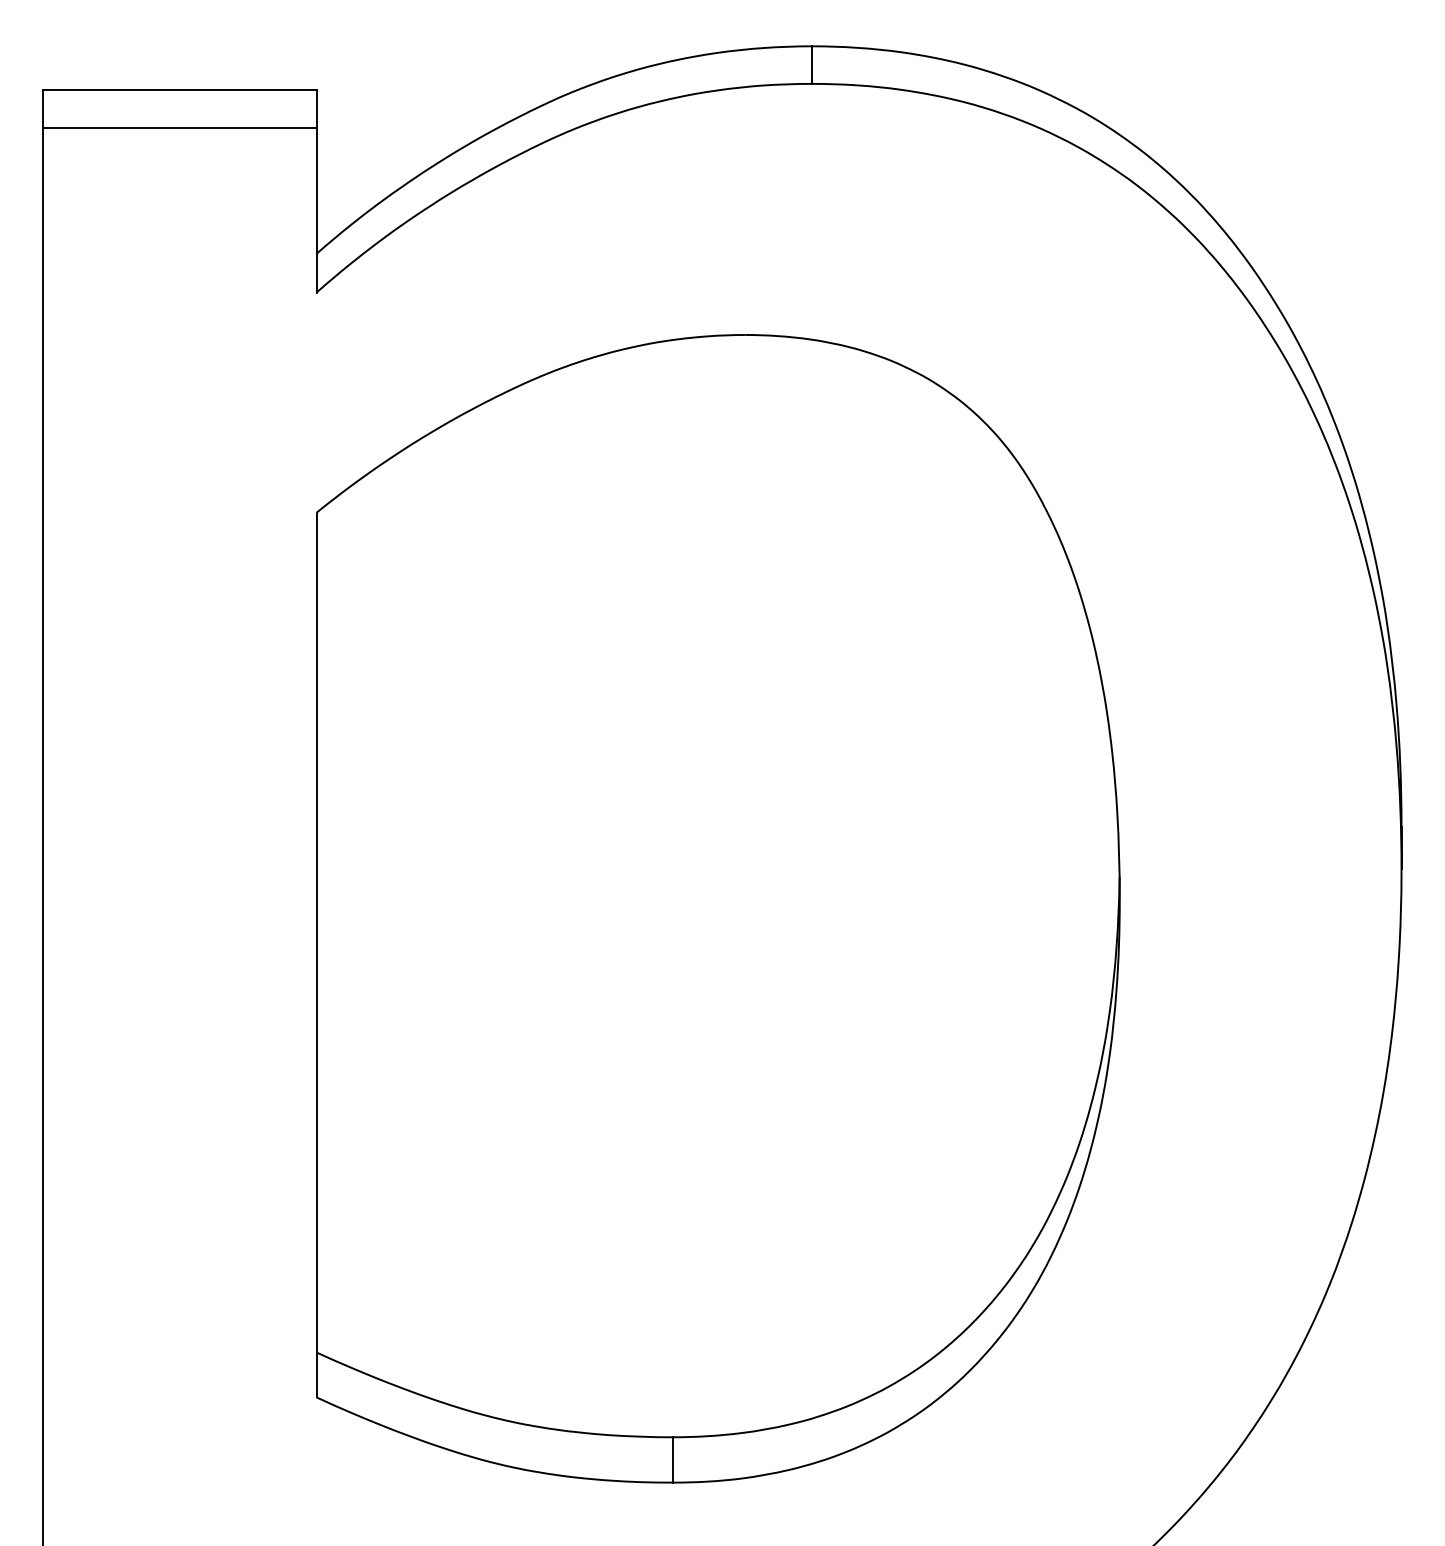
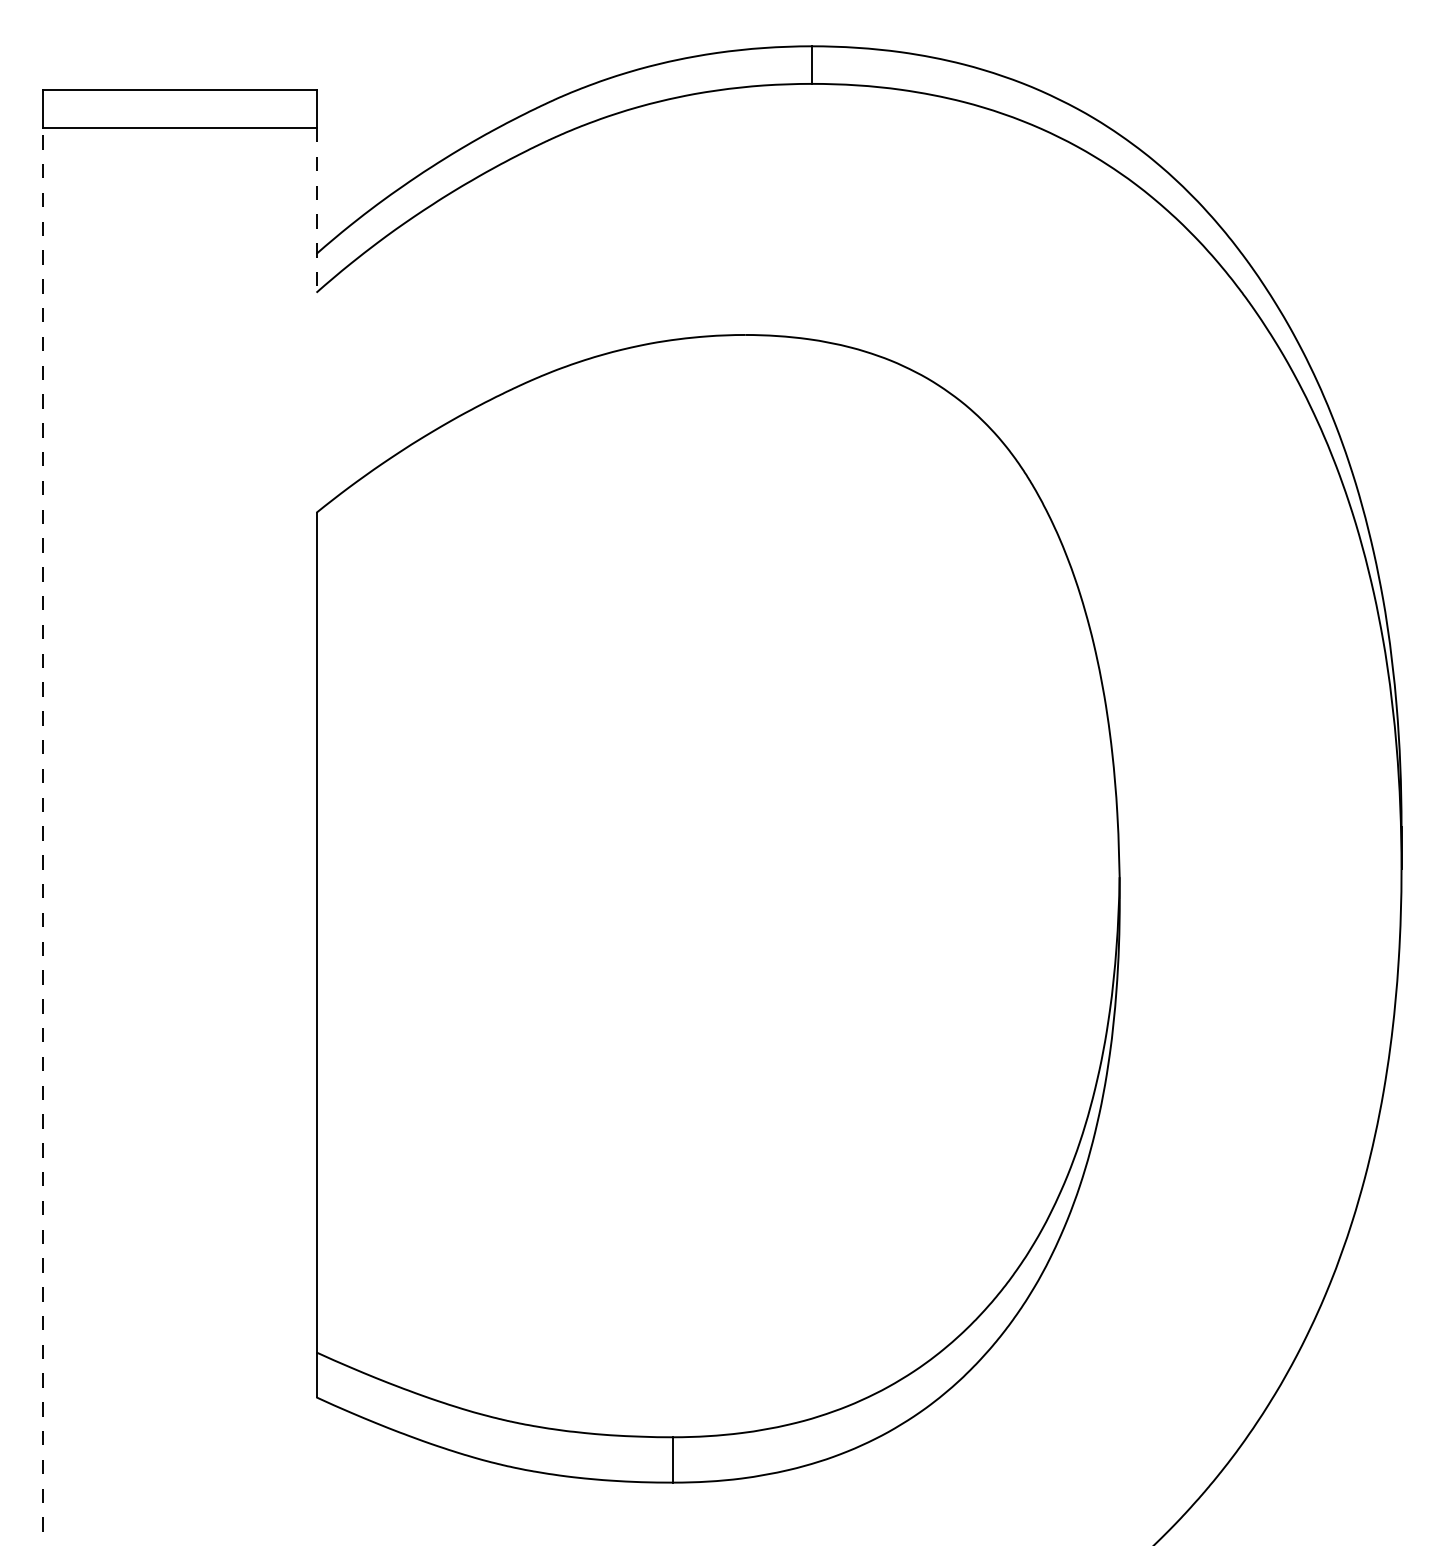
line: solid -> dashed (316, 210)
line: solid -> dashed (43, 836)
